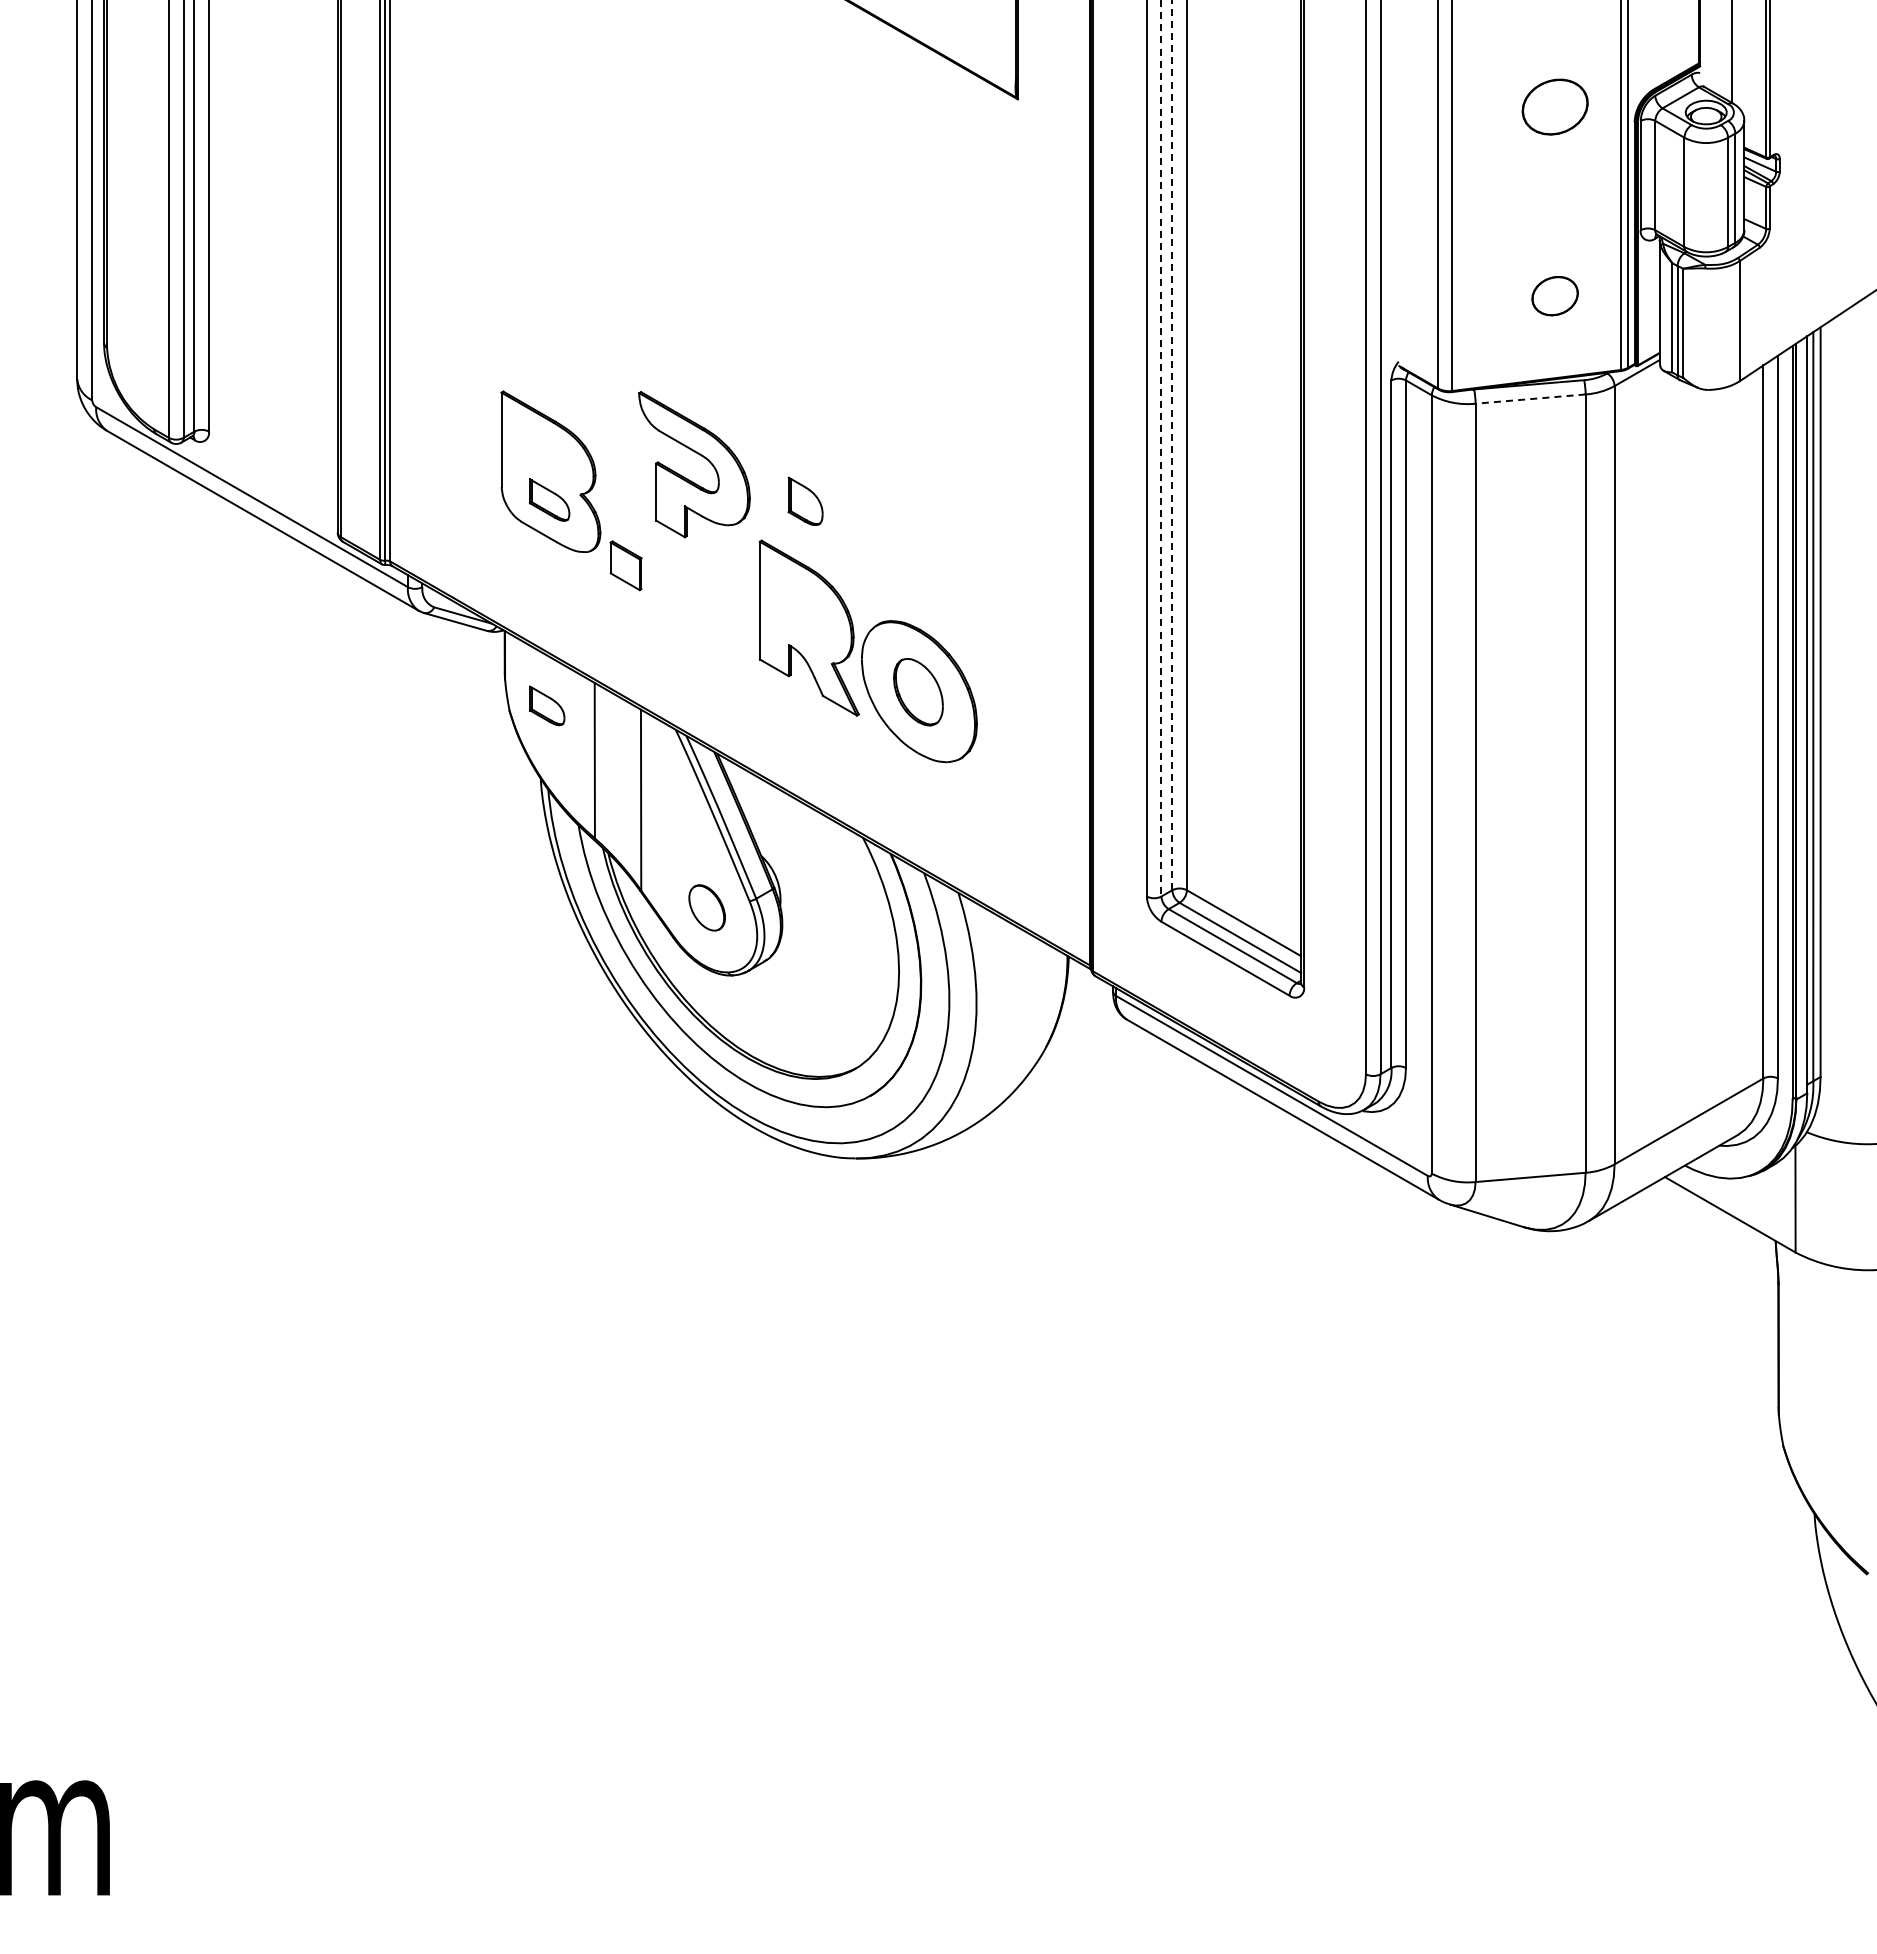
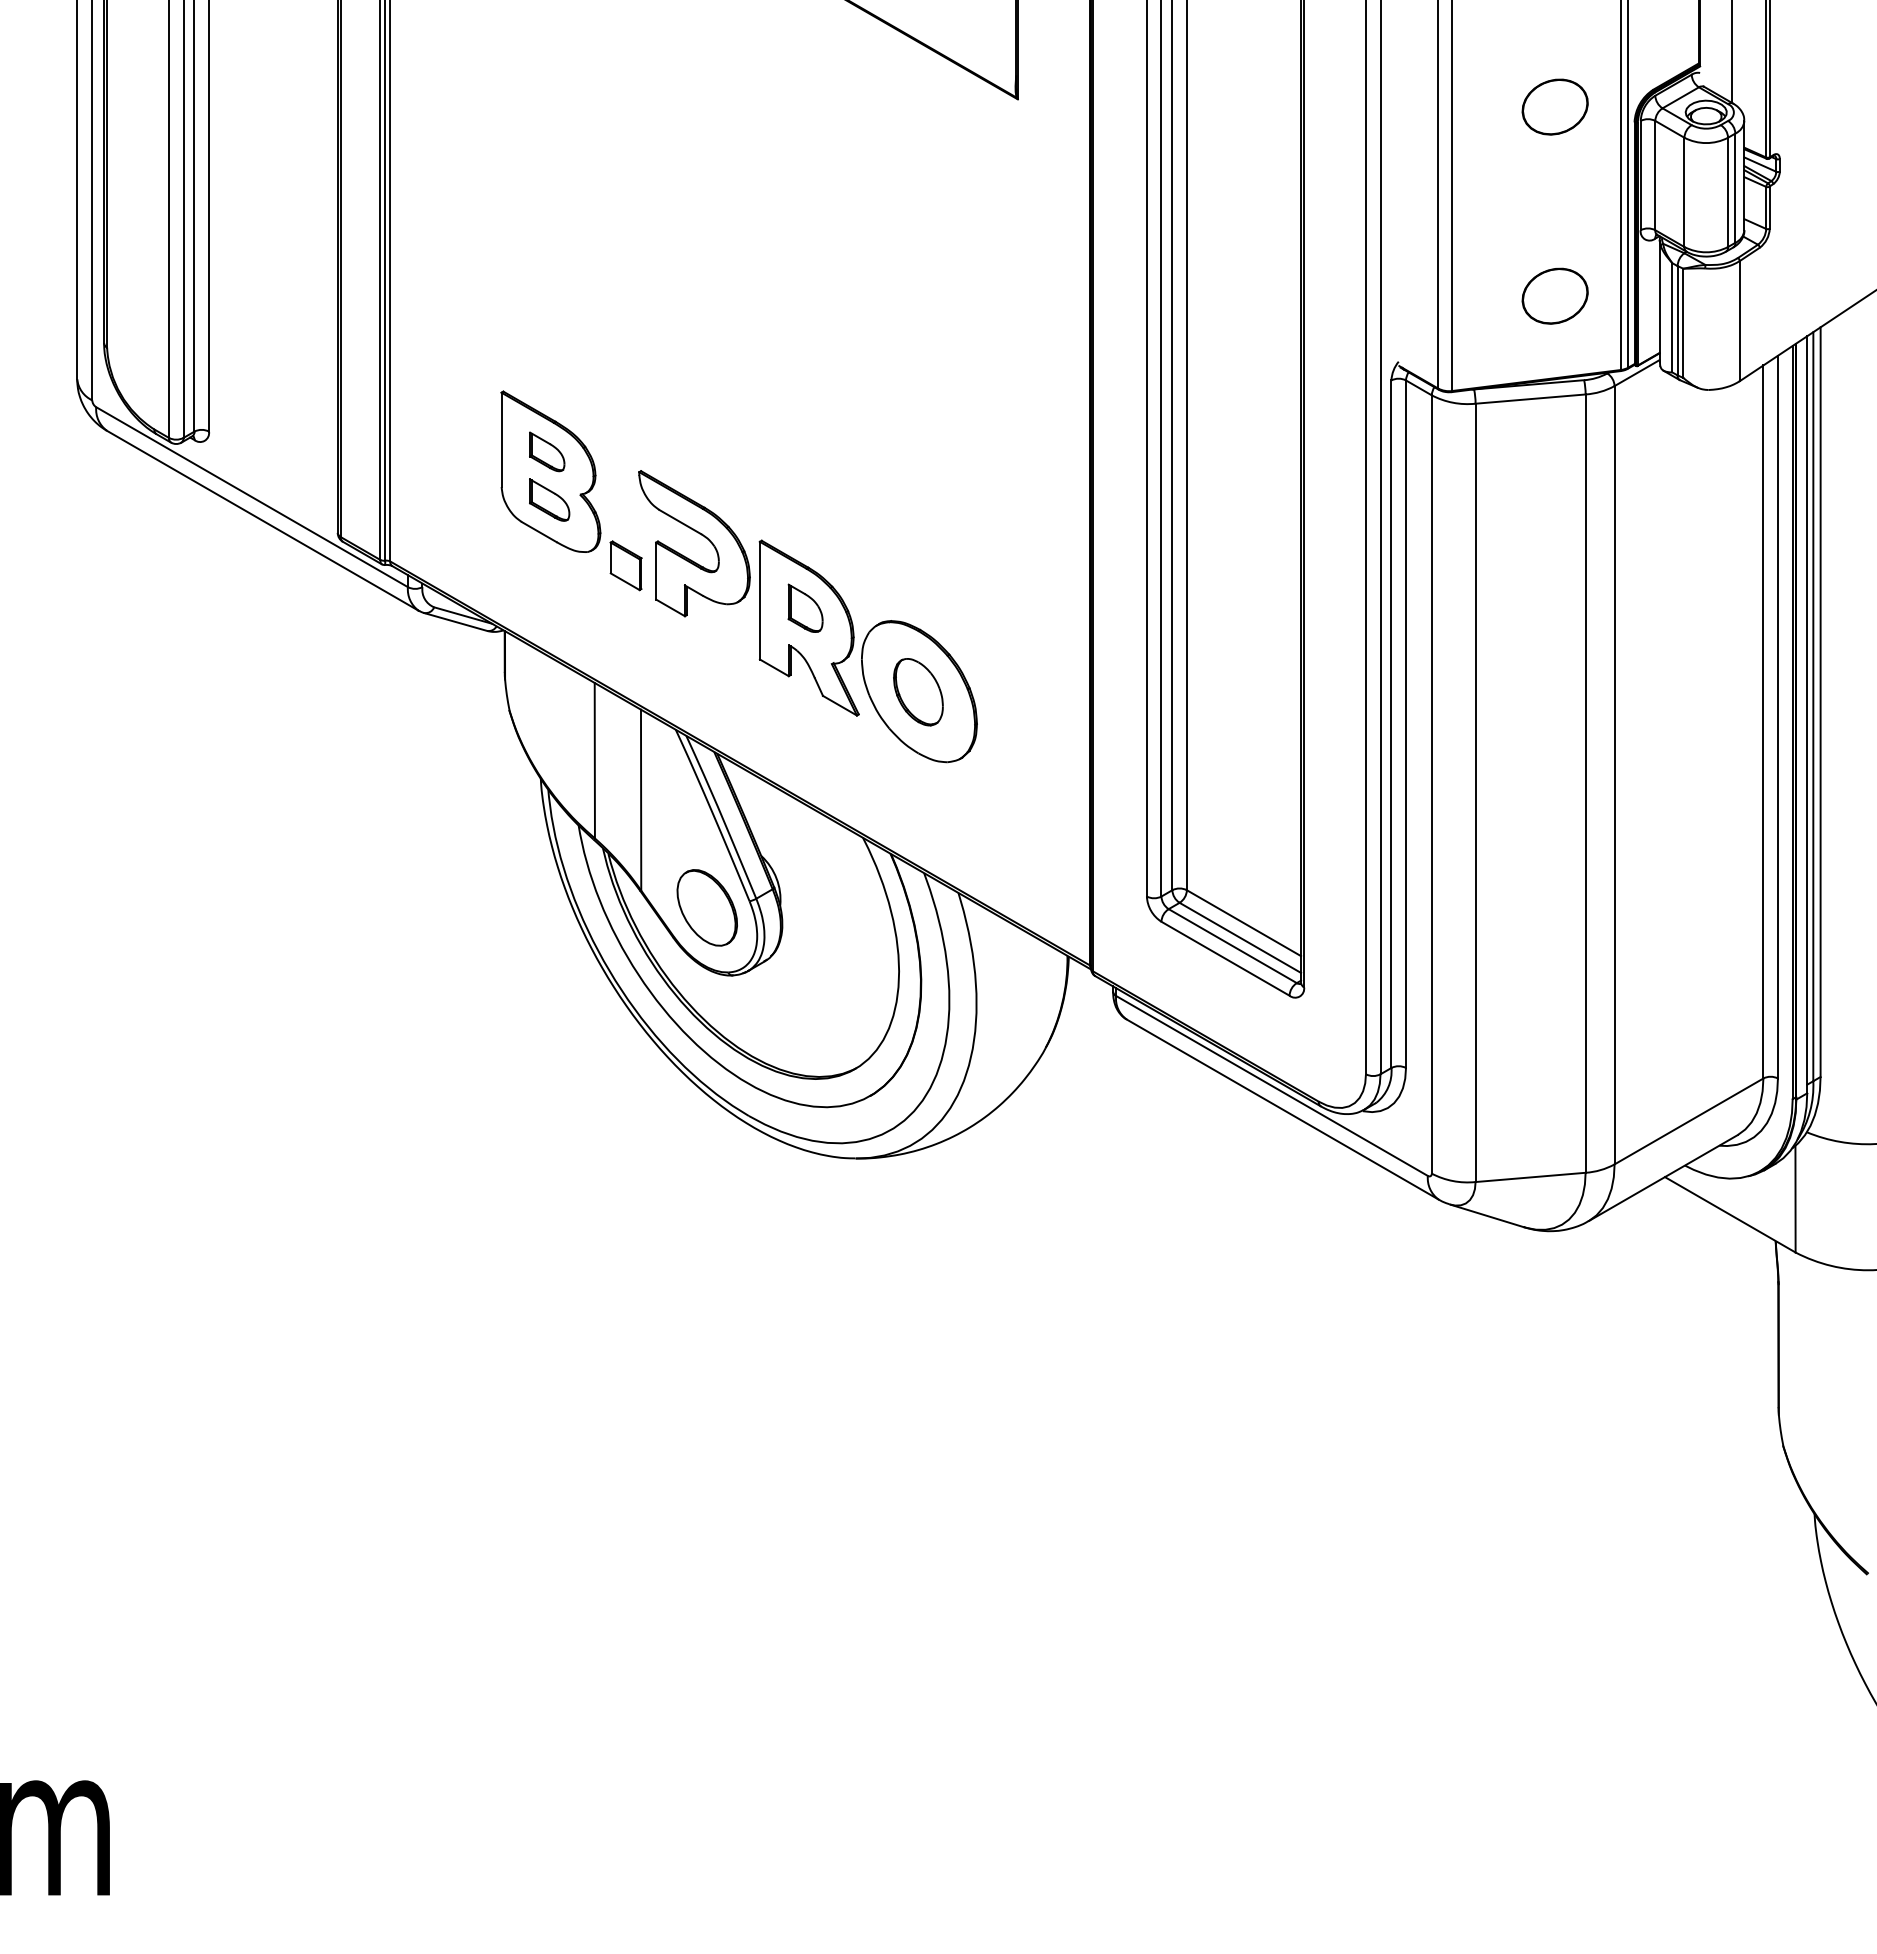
part size: 48x41 px -> 68x58 px (1554, 295)
line: dashed -> solid (1530, 399)
line: dashed -> solid (1172, 445)
line: dashed -> solid (1161, 448)
part position: (699, 455) -> (699, 534) (699, 534)
part position: (805, 500) -> (805, 607) (805, 607)
part position: (547, 705) -> (547, 451) (547, 451)
part size: 38x48 px -> 62x78 px (706, 907)
